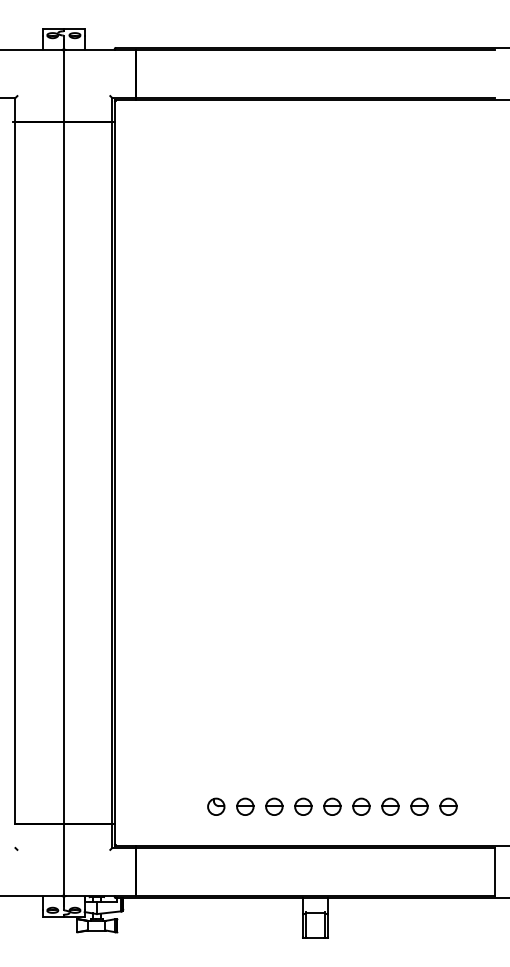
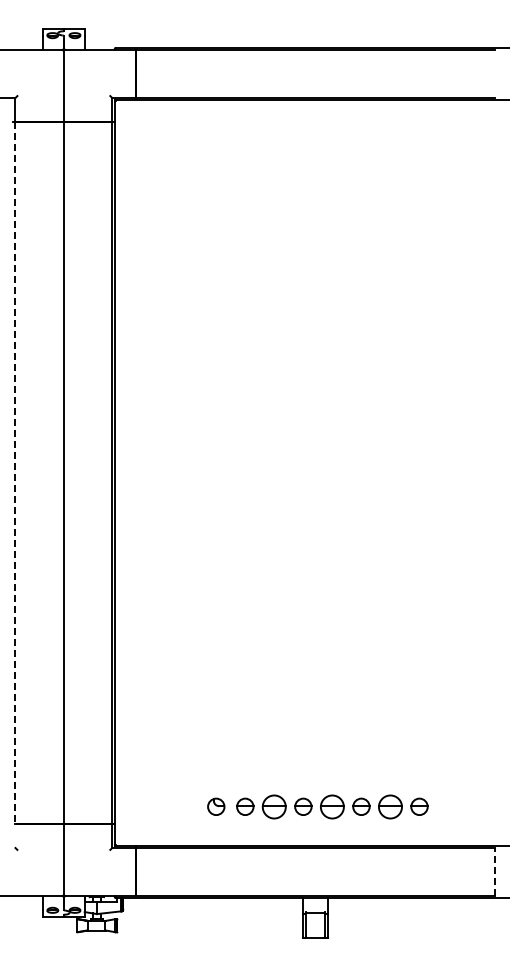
line: solid -> dashed (15, 473)
part size: 19x19 px -> 26x26 px (273, 806)
part size: 19x19 px -> 25x26 px (332, 806)
part size: 19x19 px -> 25x26 px (390, 806)
part: present -> none (448, 806)
line: solid -> dashed (494, 871)
